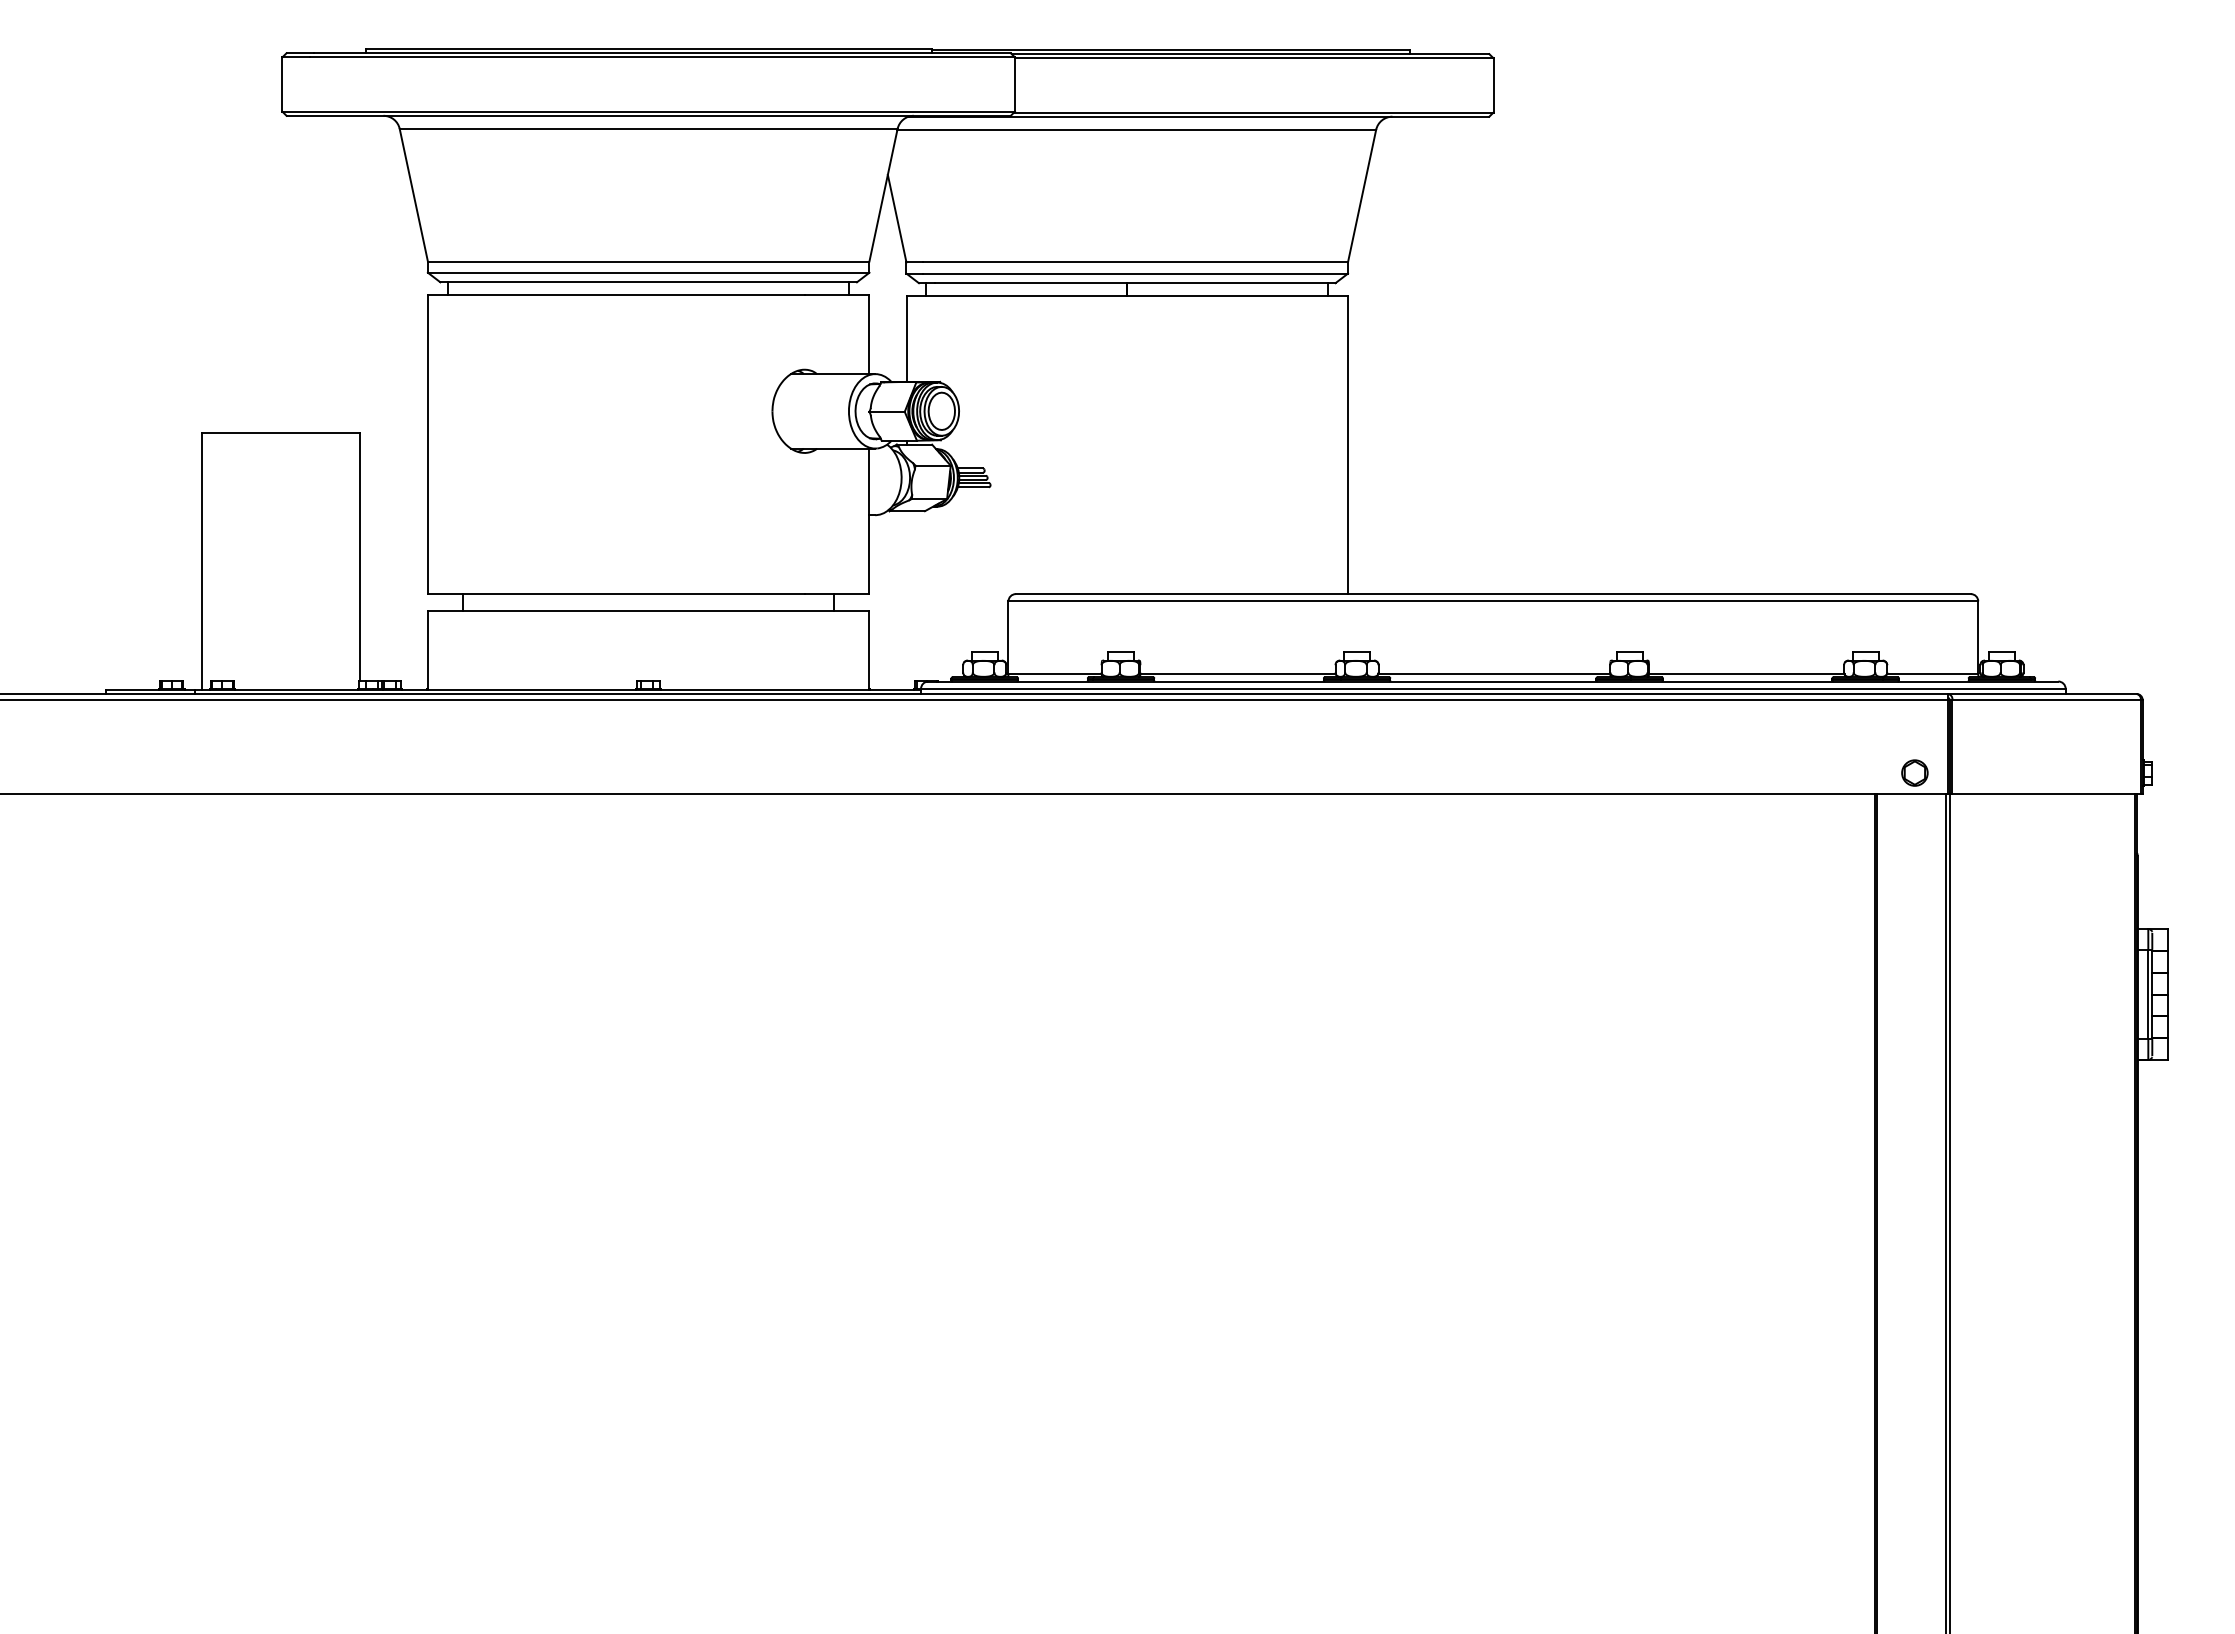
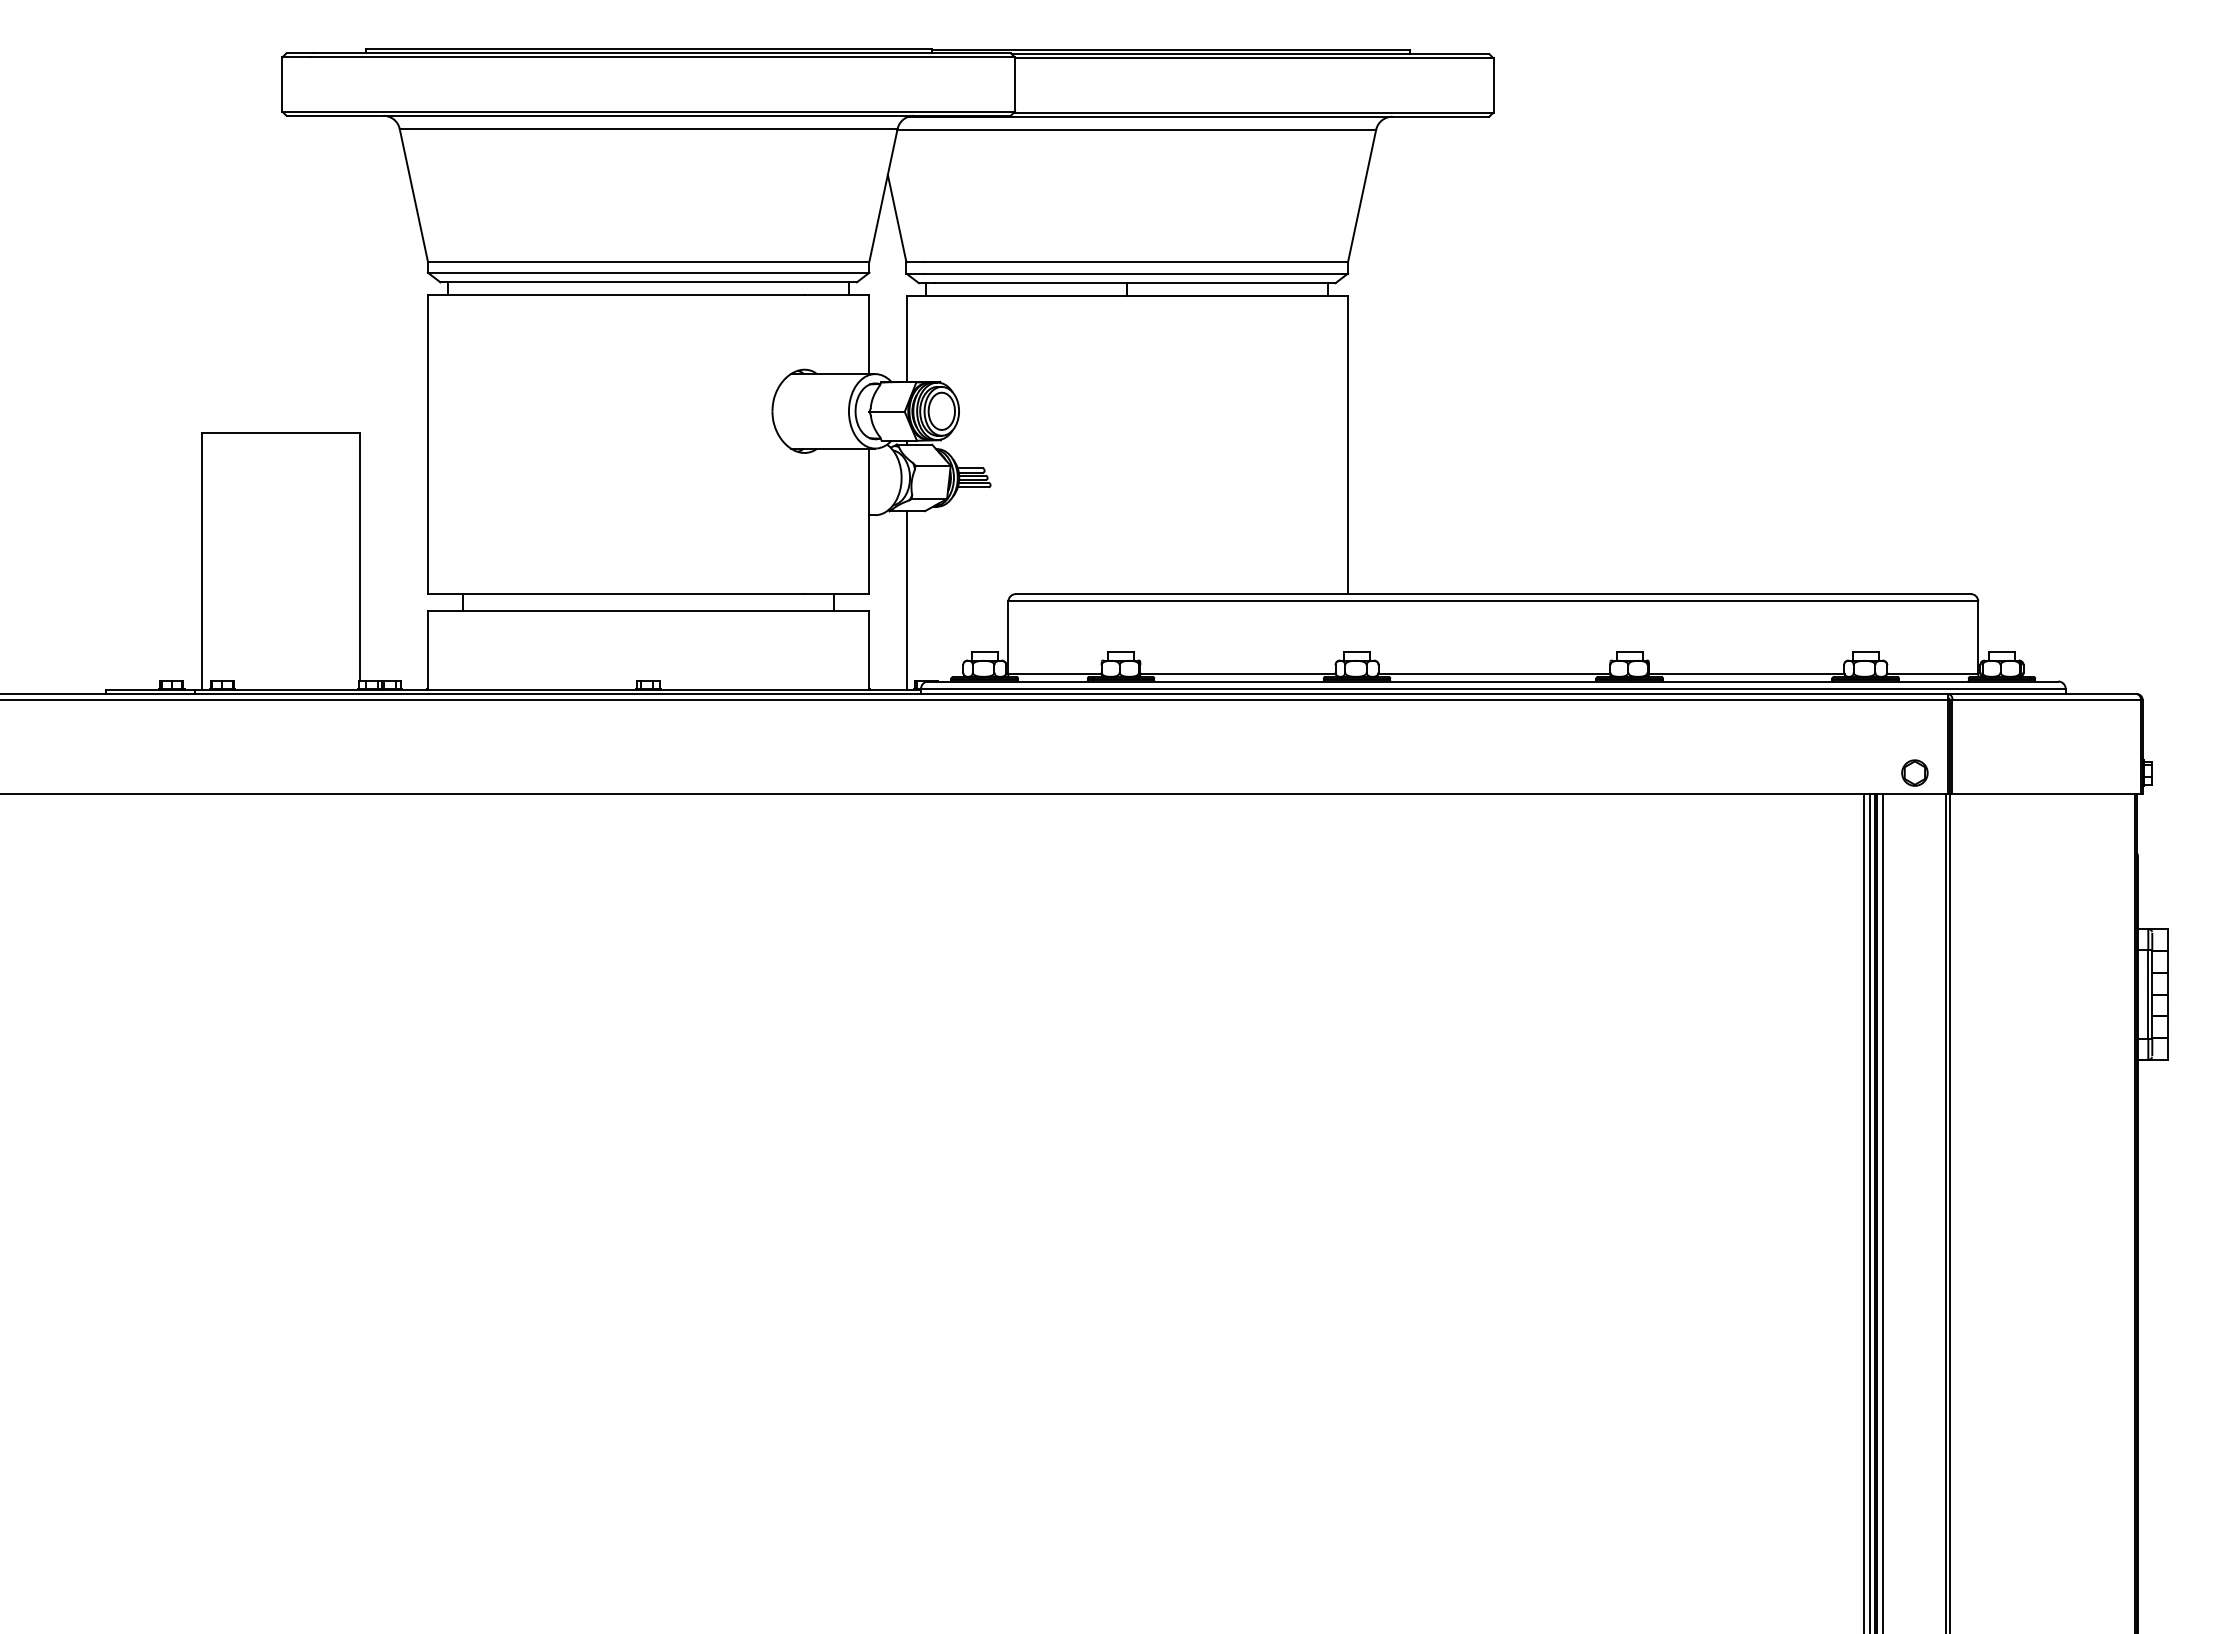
line: none -> present (906, 600)
line: none -> present (1863, 1211)
line: none -> present (1869, 1211)
line: none -> present (1883, 1211)
